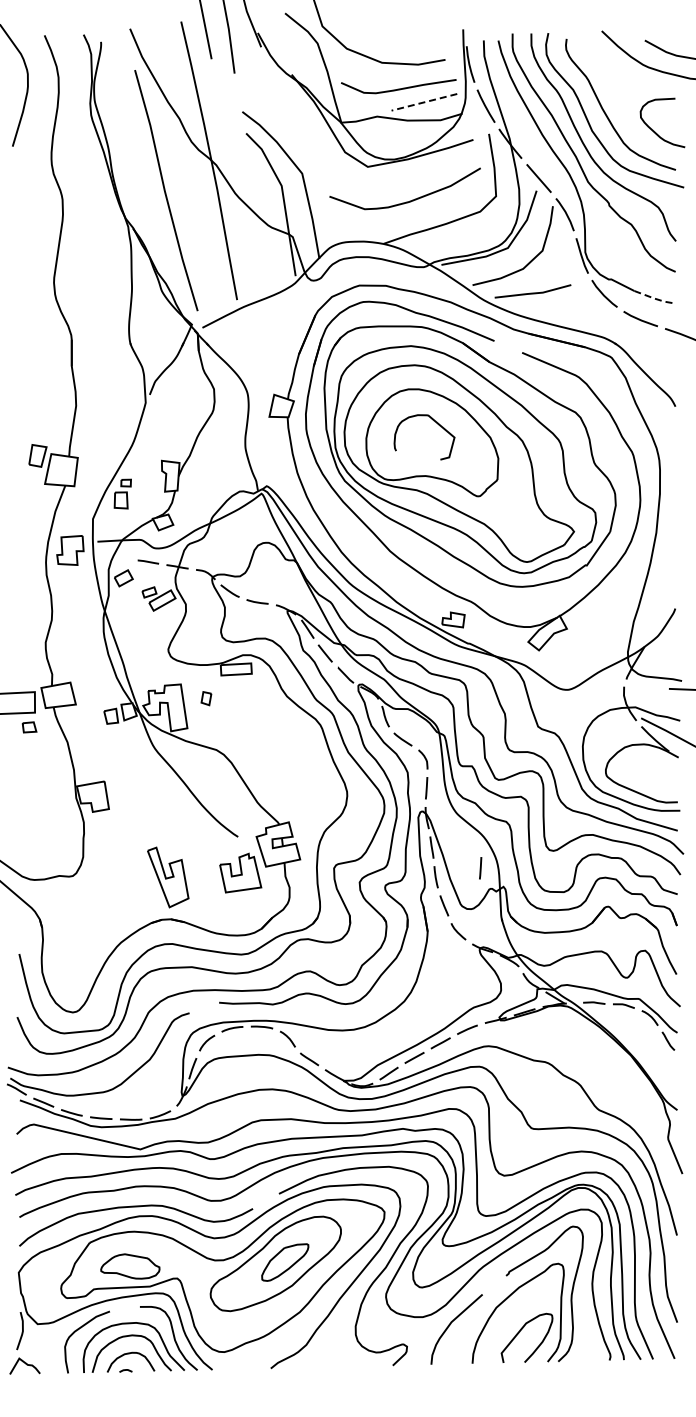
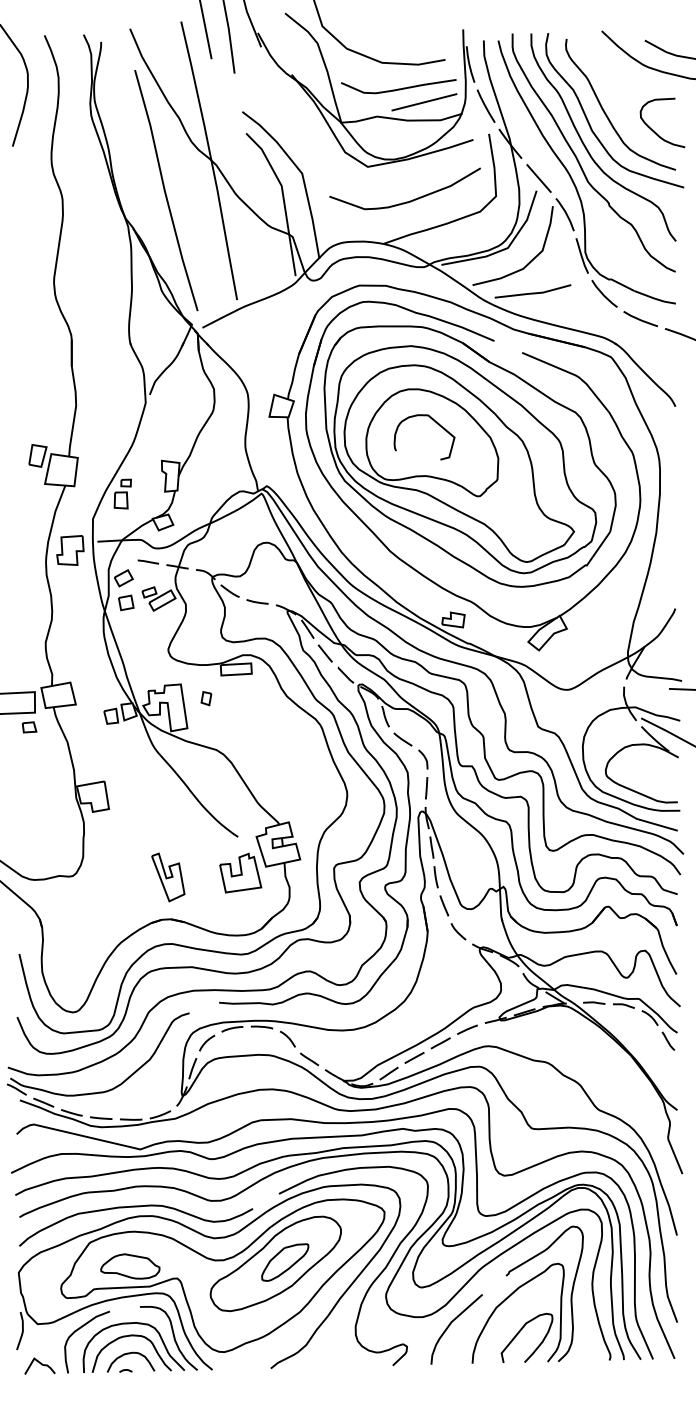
line: dashed -> solid (424, 102)
line: dashed -> solid (655, 298)
part: none -> present (126, 602)
line: present -> none (480, 868)
part size: 43x63 px -> 35x51 px (168, 877)
part position: (24, 1365) -> (39, 1365) (39, 1365)
